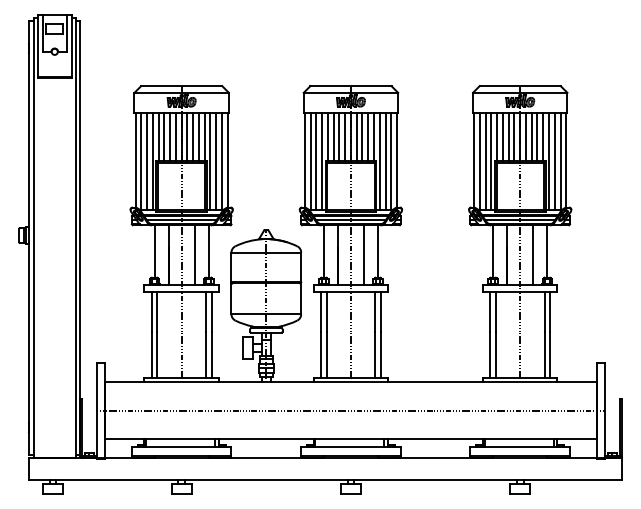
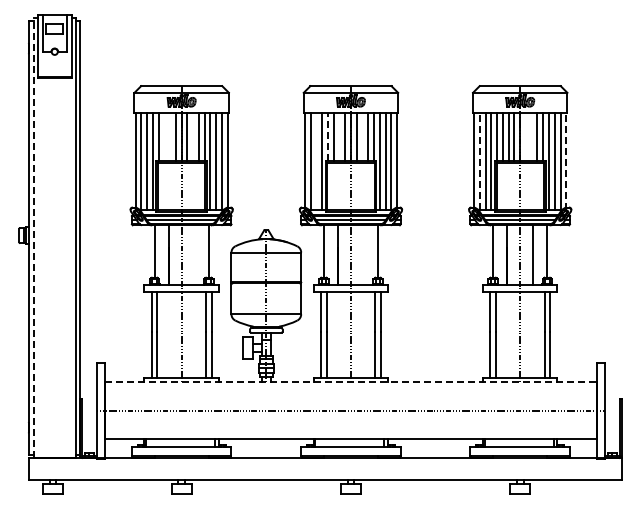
line: present -> none (164, 136)
line: present -> none (170, 136)
line: present -> none (193, 136)
line: solid -> dashed (327, 136)
line: present -> none (339, 136)
line: present -> none (362, 136)
line: present -> none (525, 136)
line: present -> none (531, 136)
line: present -> none (316, 161)
line: solid -> dashed (479, 161)
line: solid -> dashed (566, 161)
line: solid -> dashed (33, 237)
line: present -> none (194, 255)
line: present -> none (363, 255)
line: solid -> dashed (351, 382)
